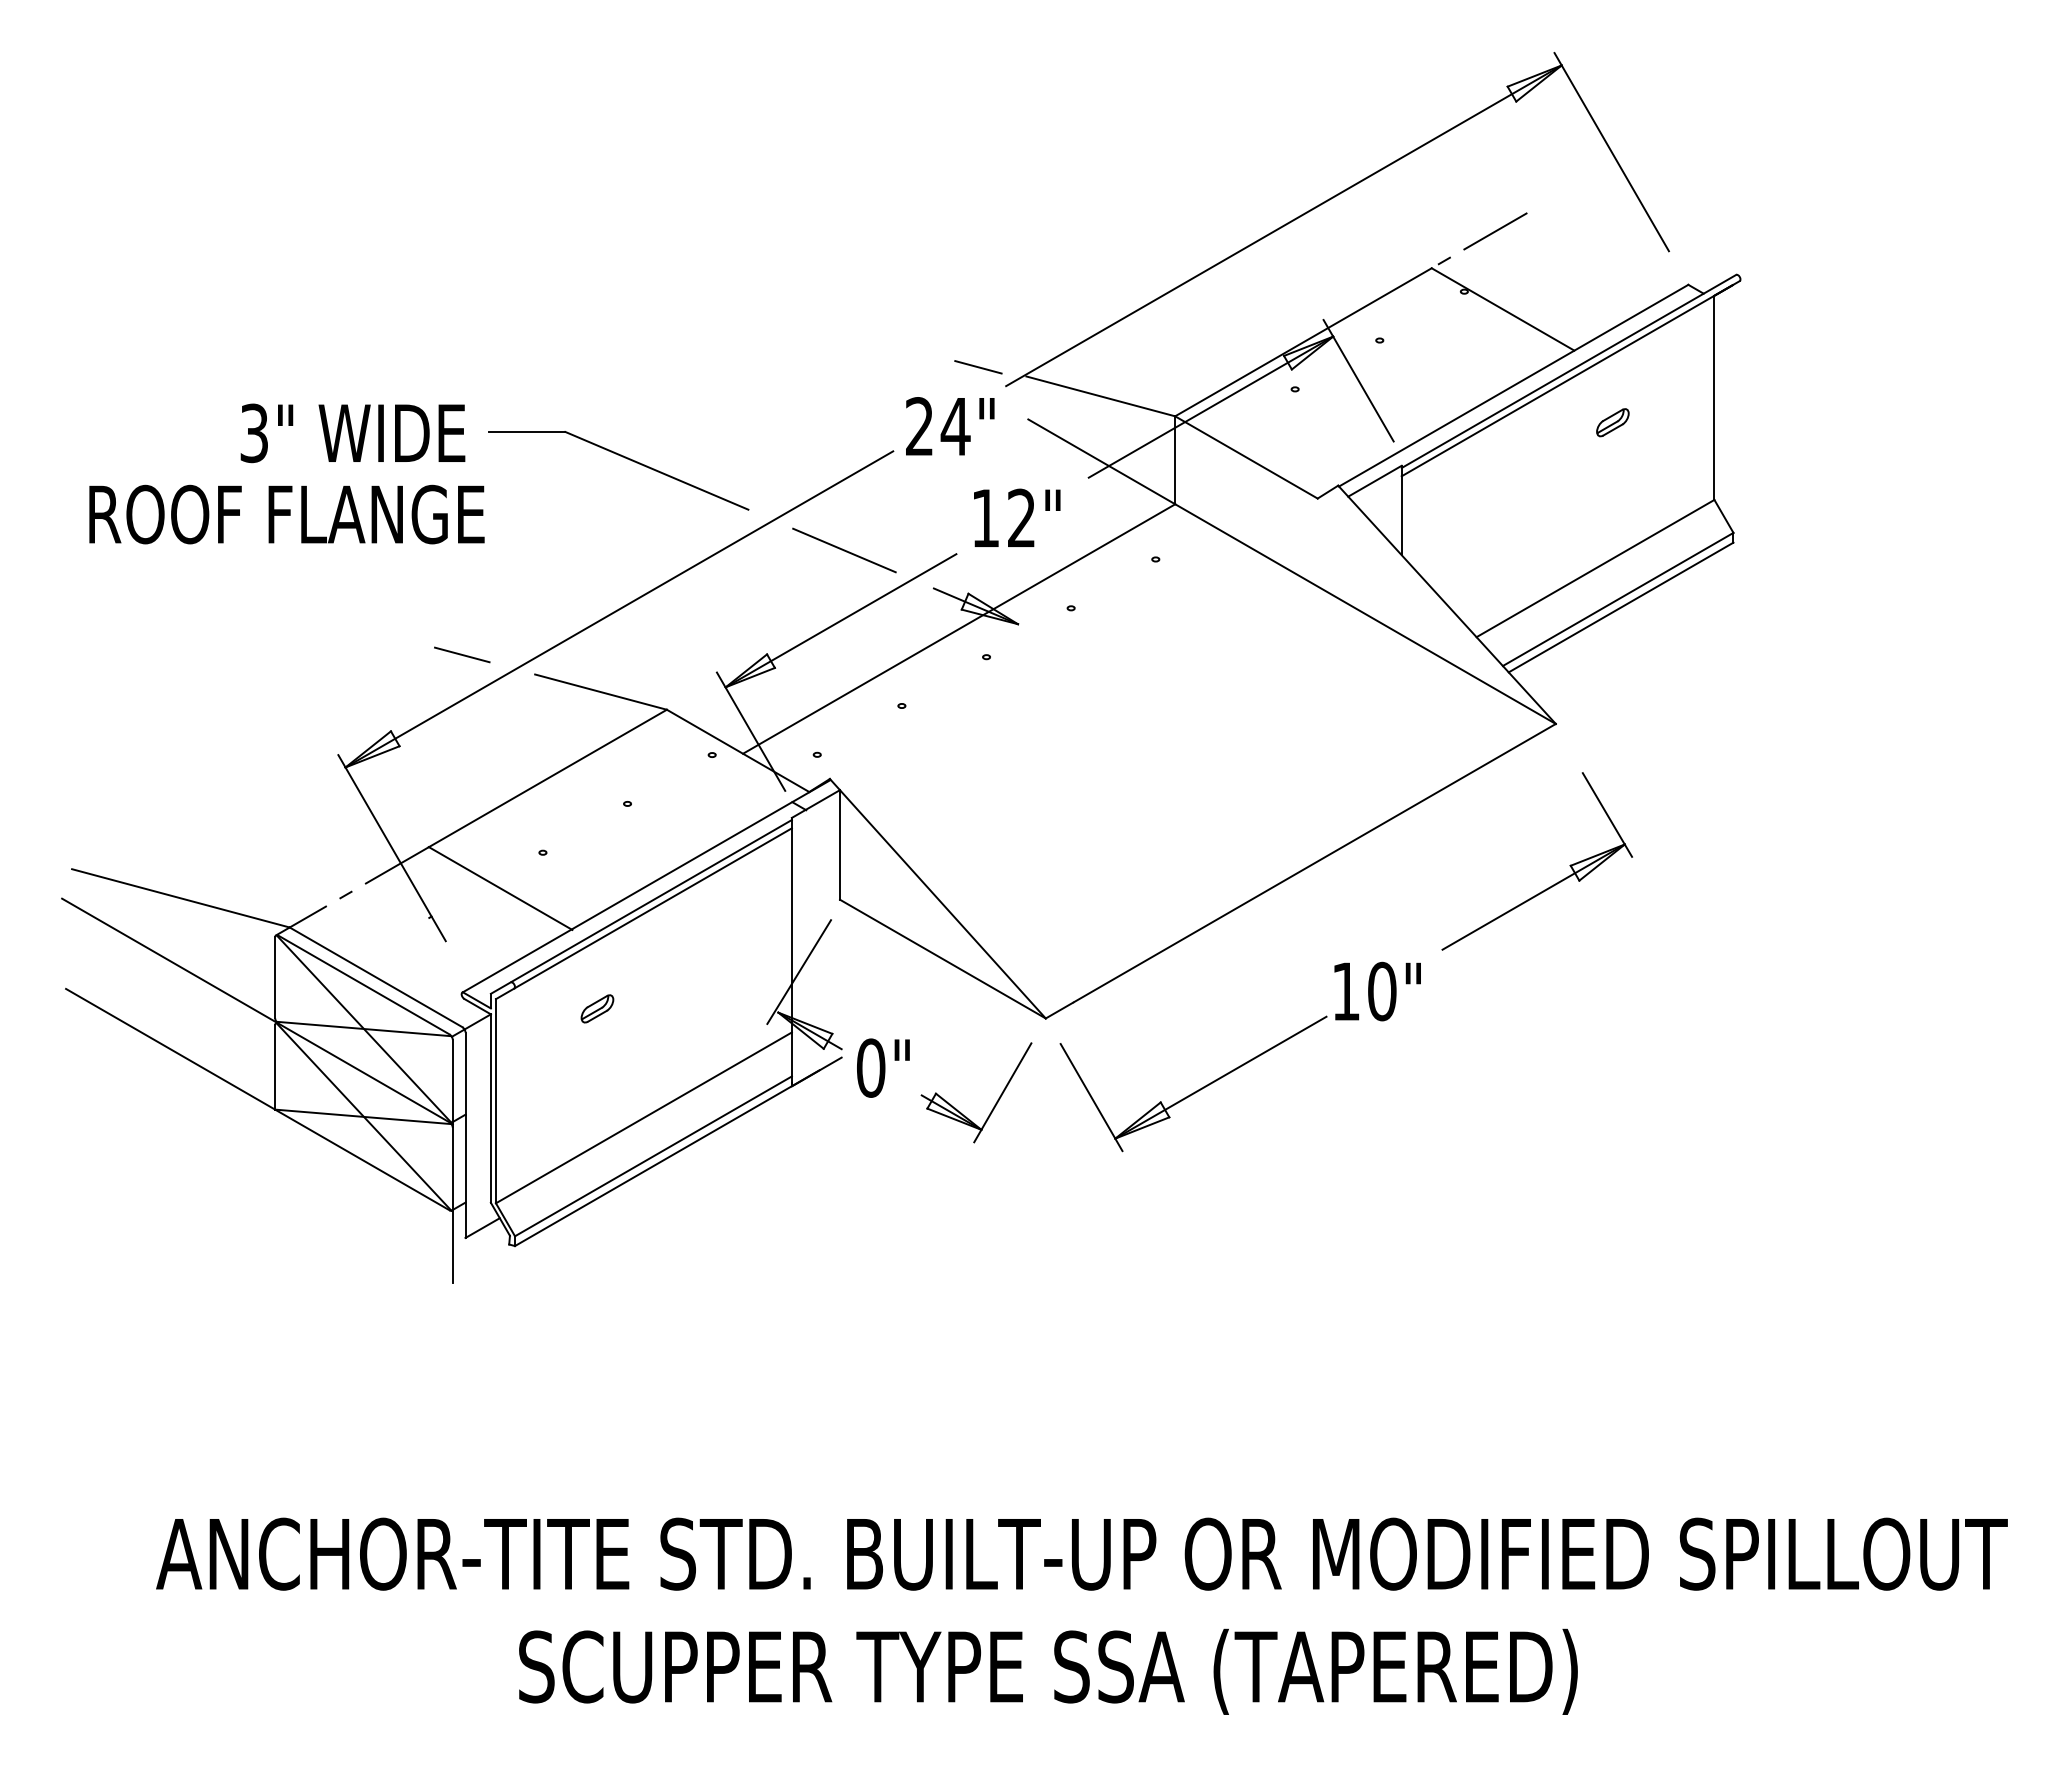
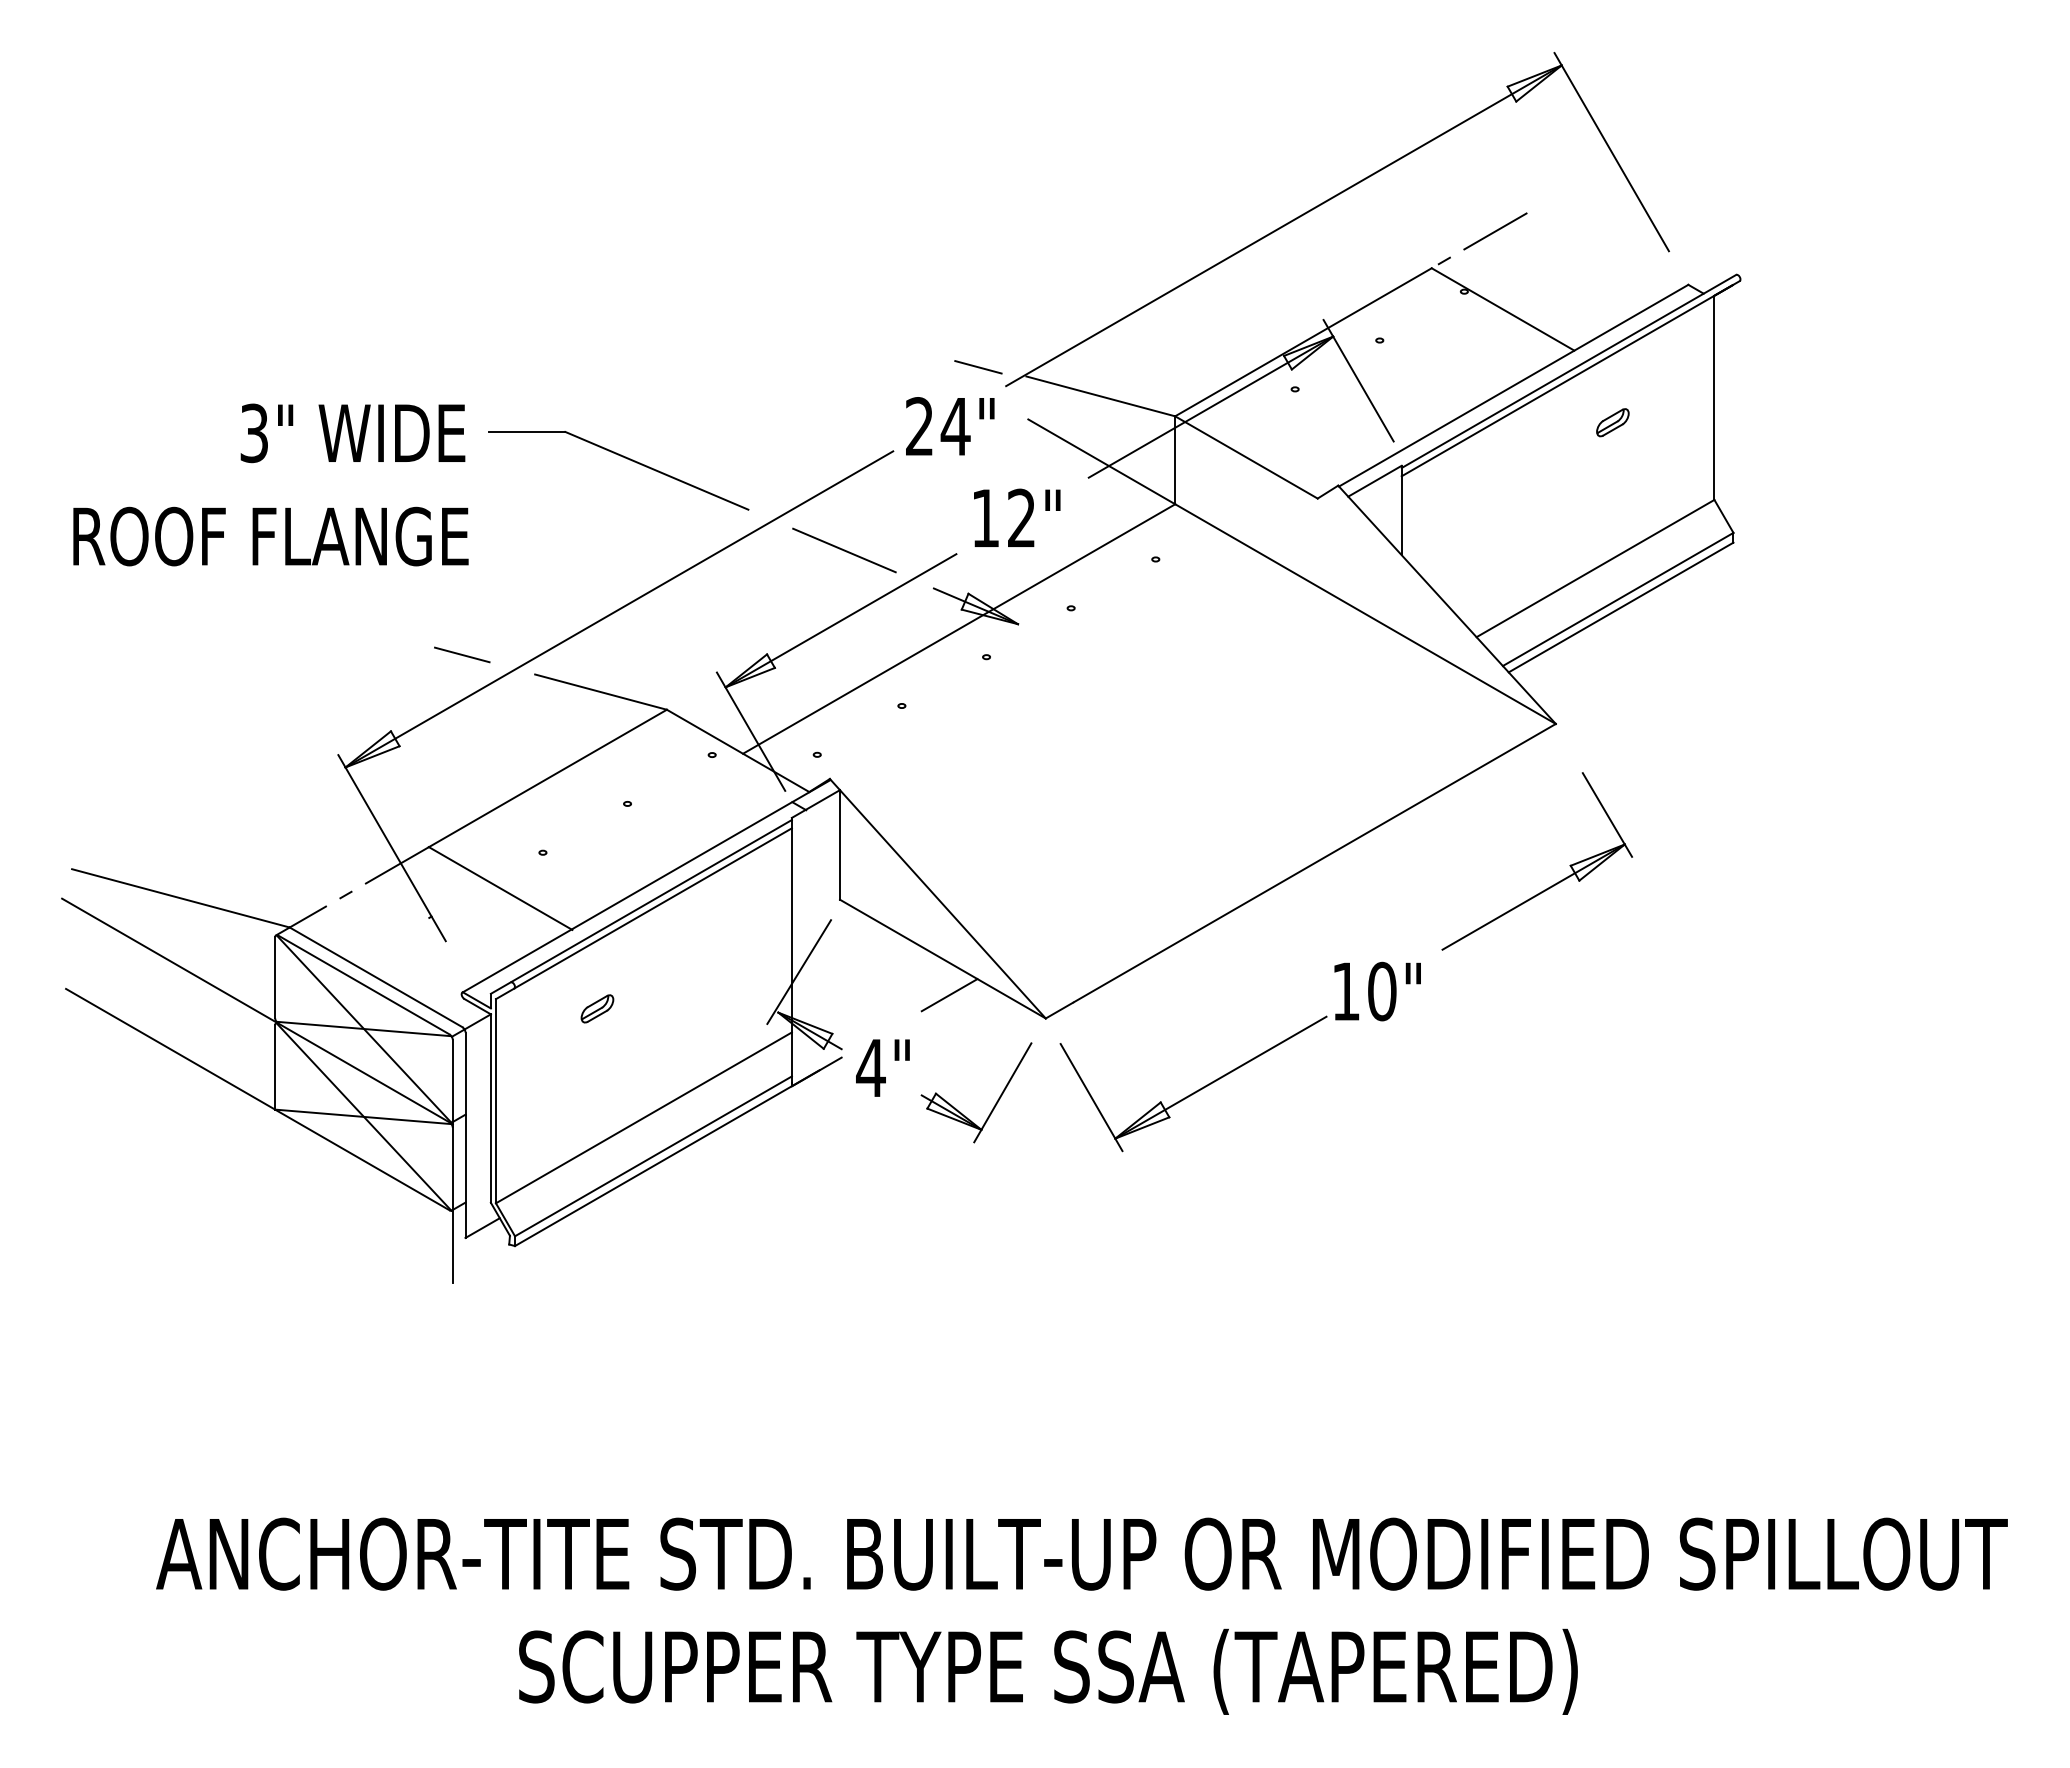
text position: (286, 514) -> (270, 536) (270, 536)
line: none -> present (949, 995)
text: 0" -> 4" (870, 1067)
